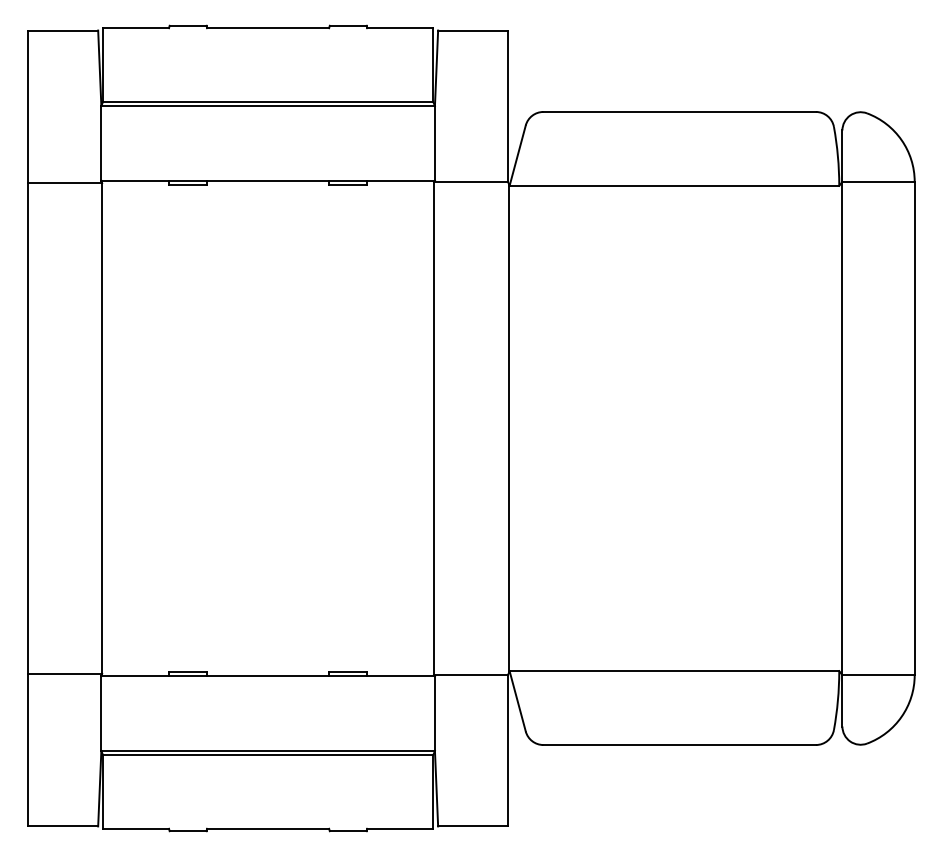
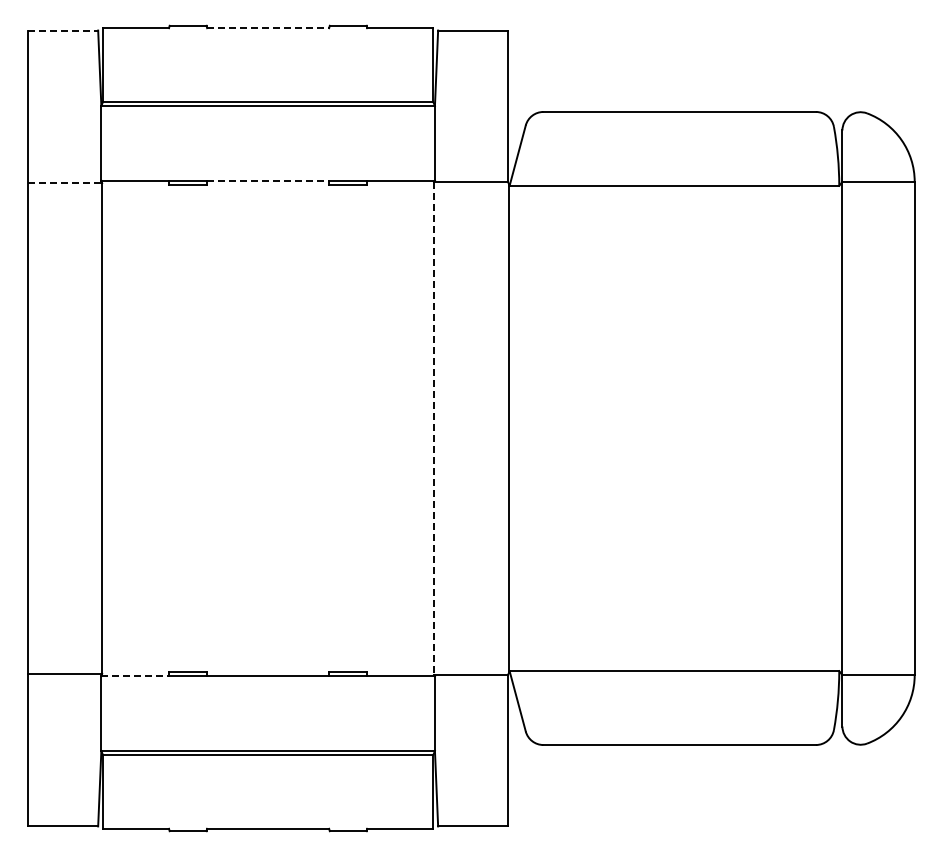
line: solid -> dashed (268, 28)
line: solid -> dashed (63, 30)
line: solid -> dashed (268, 180)
line: solid -> dashed (65, 183)
line: solid -> dashed (434, 428)
line: solid -> dashed (135, 676)
